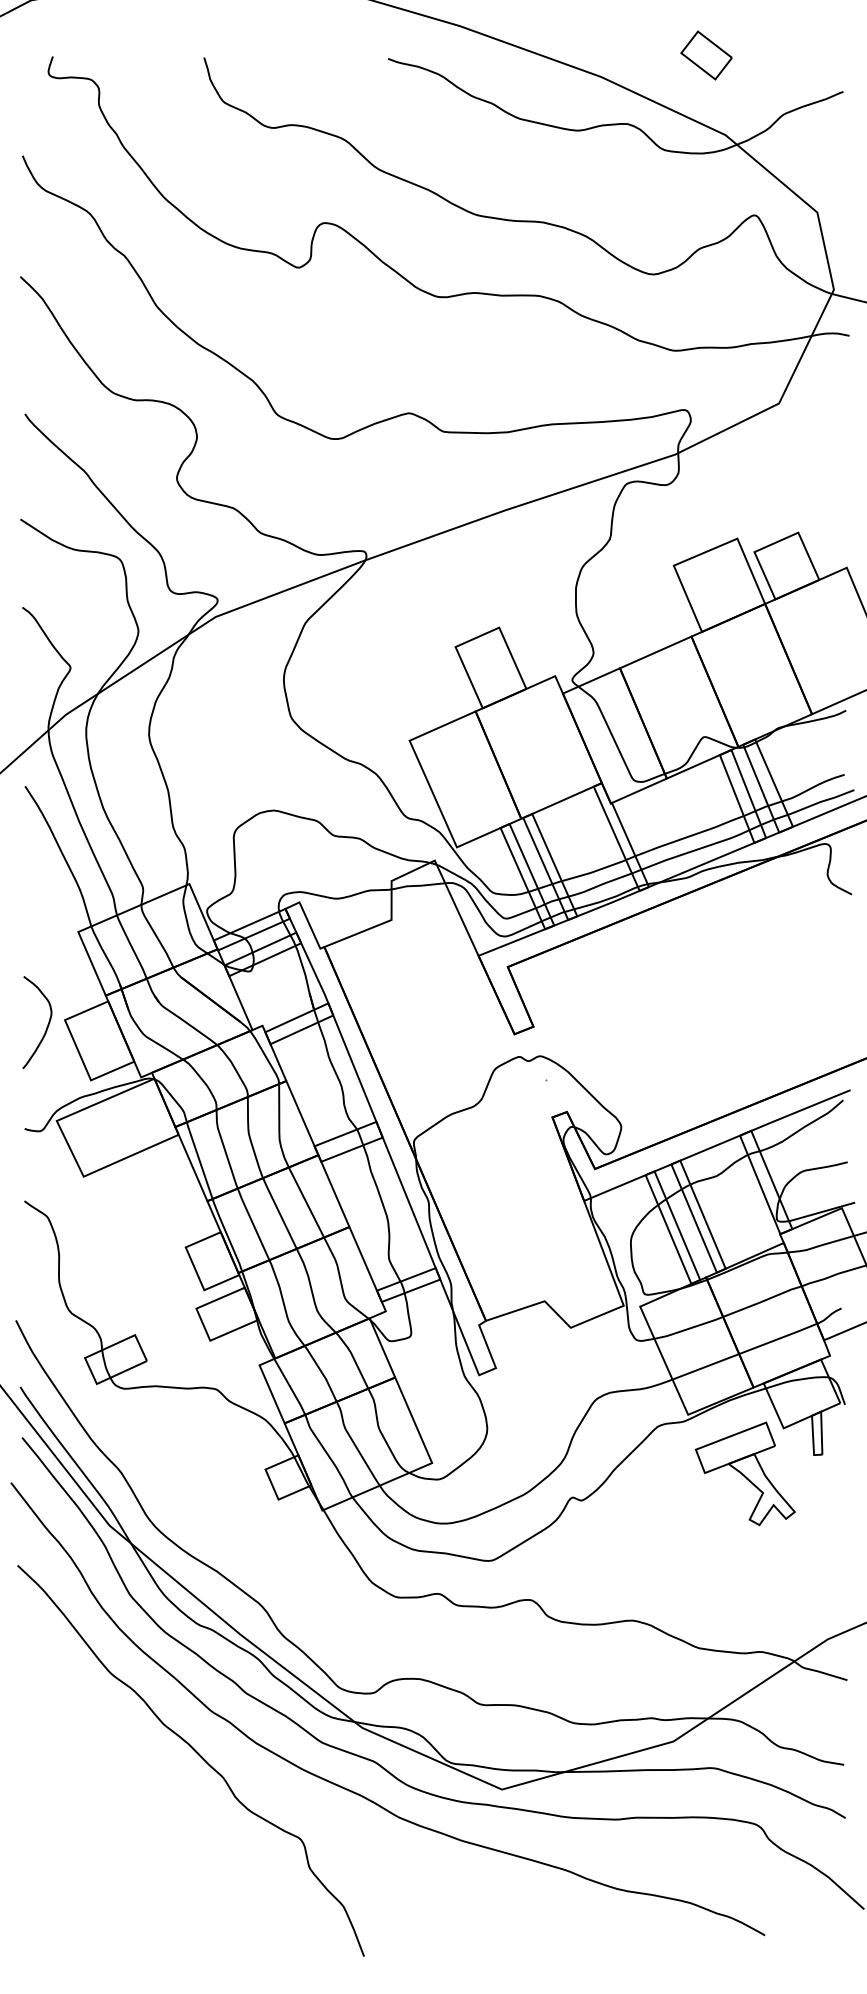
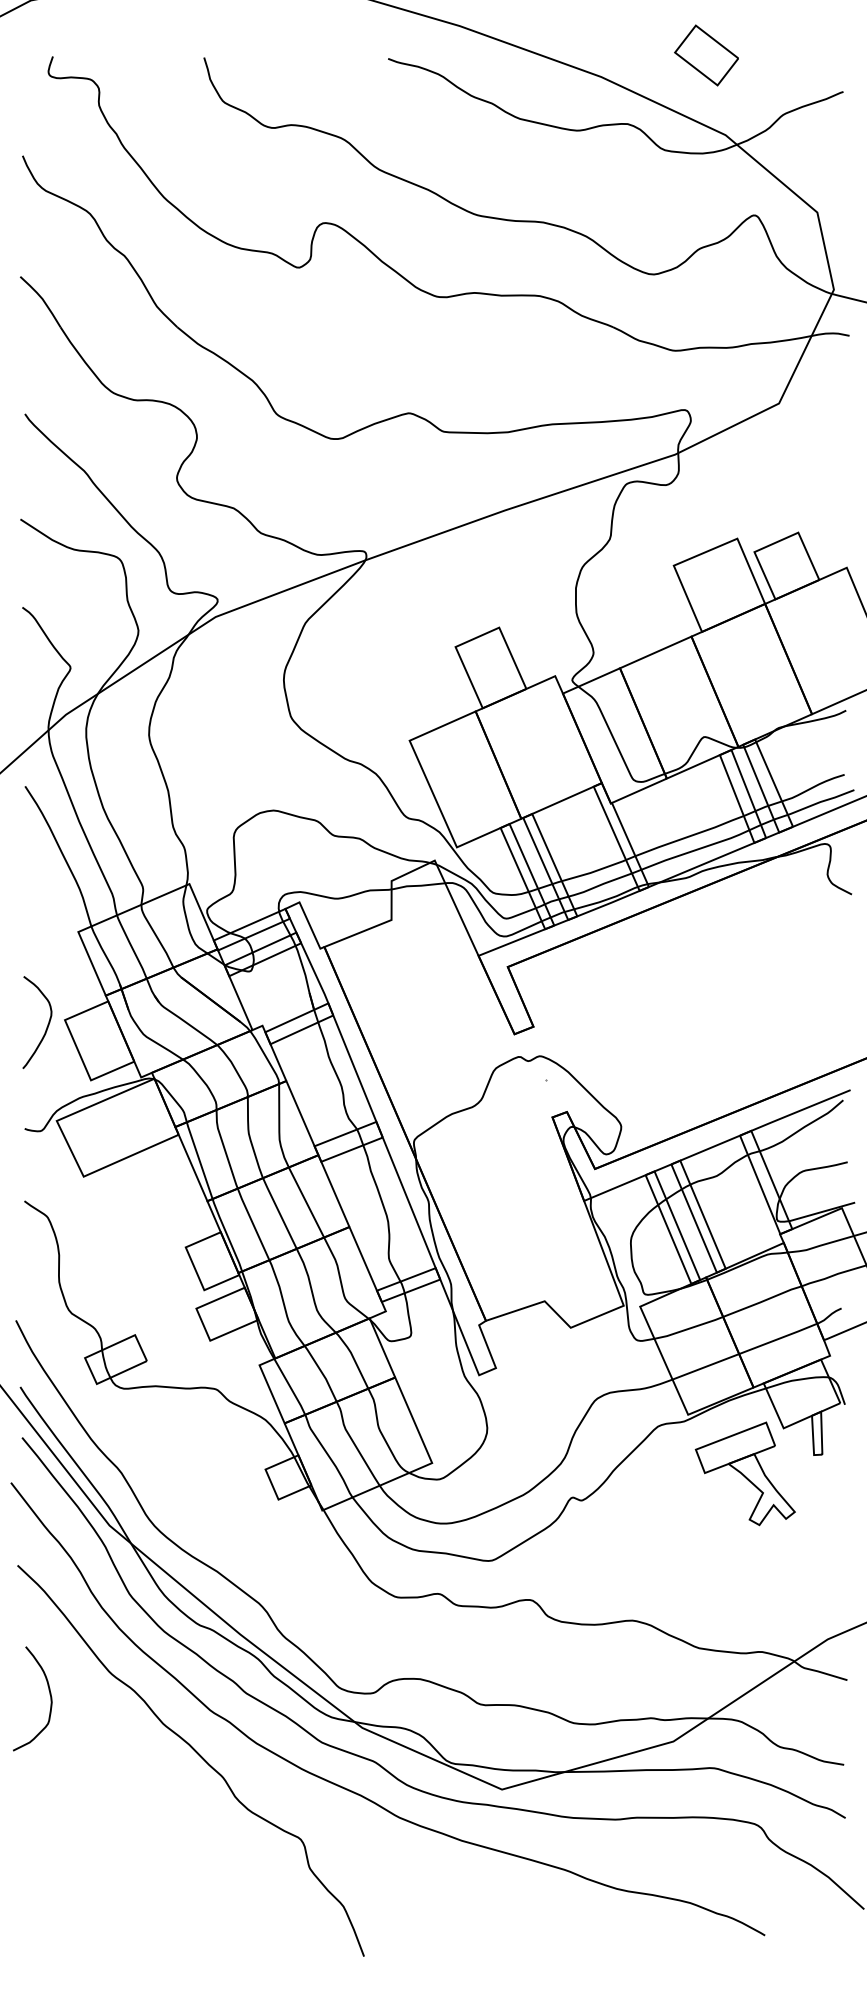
part size: 53x51 px -> 65x63 px (706, 55)
curve: none -> present (49, 1694)
